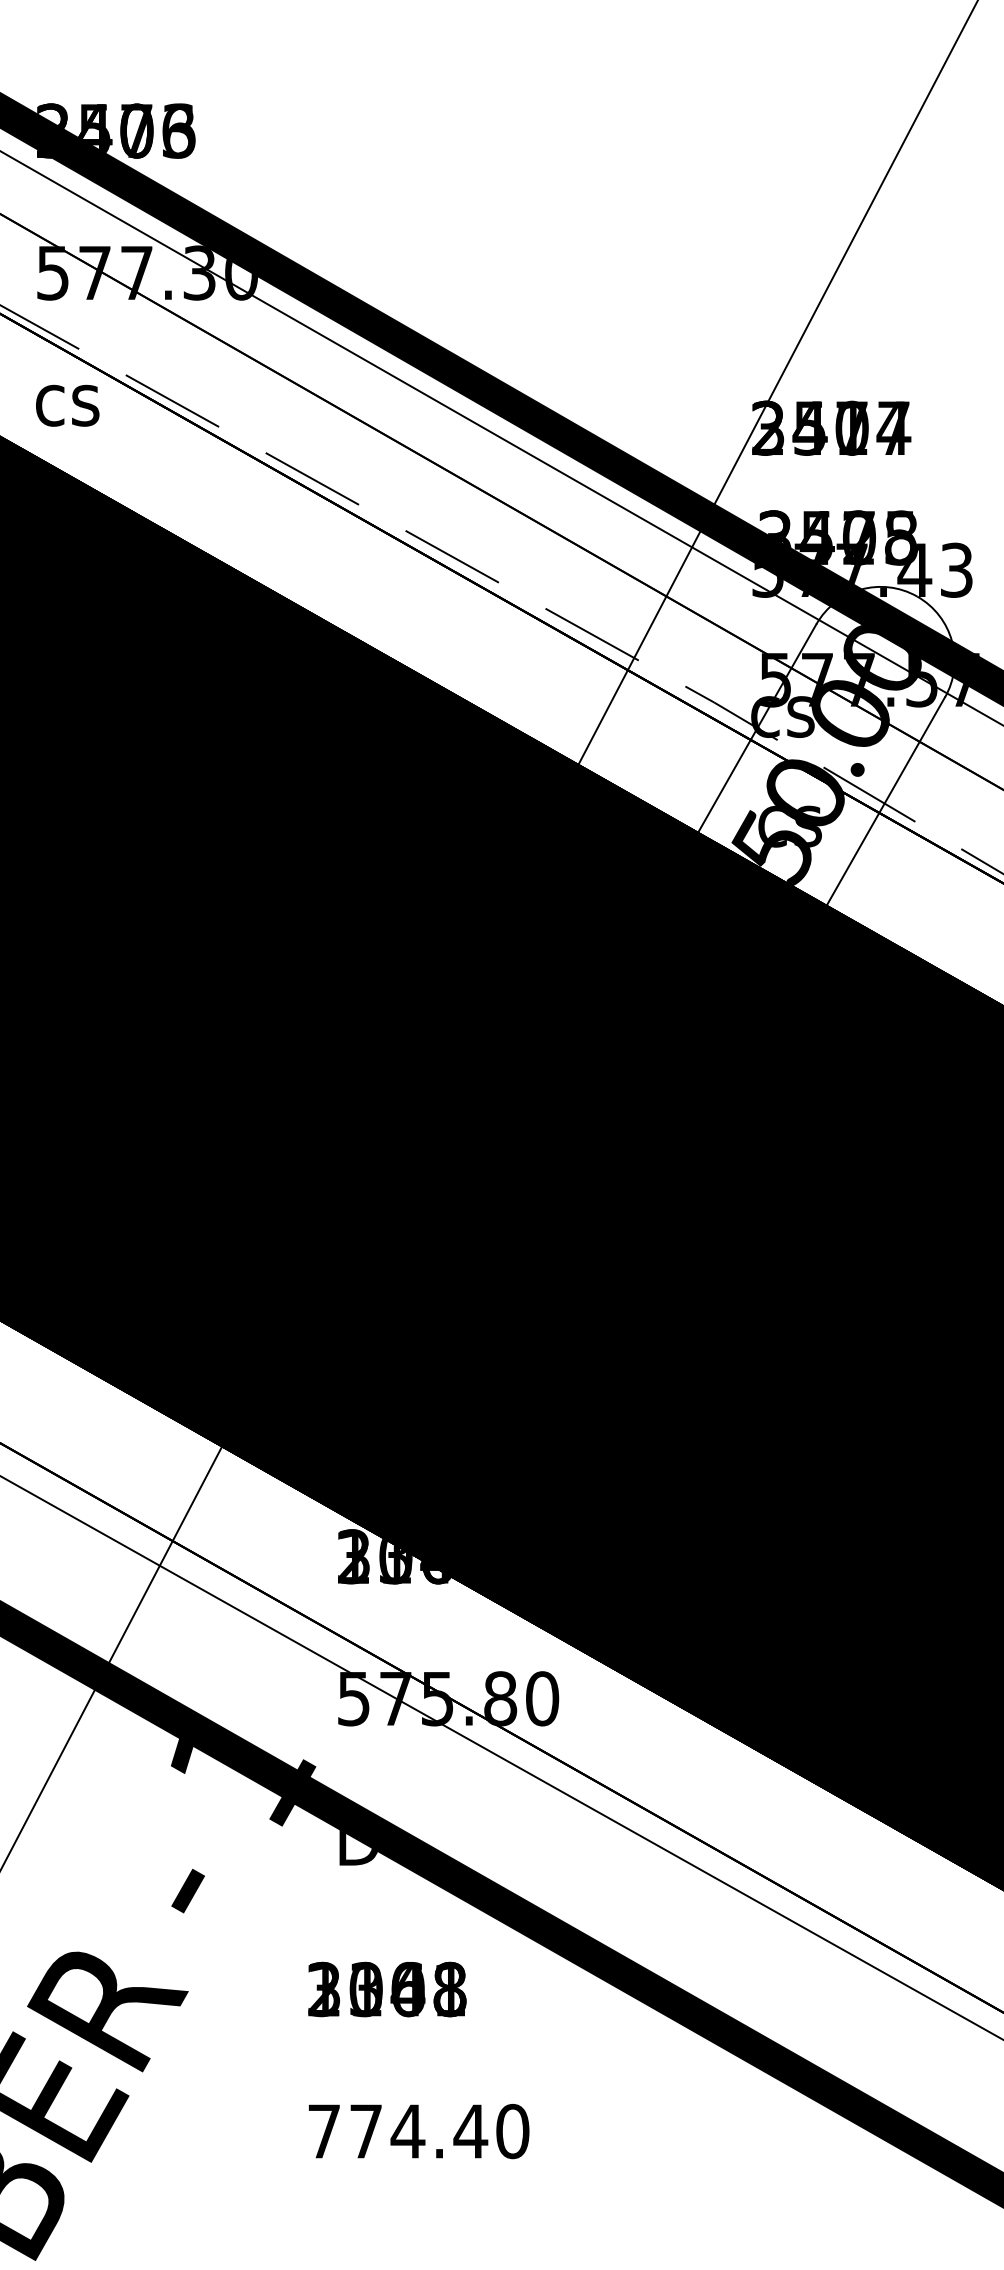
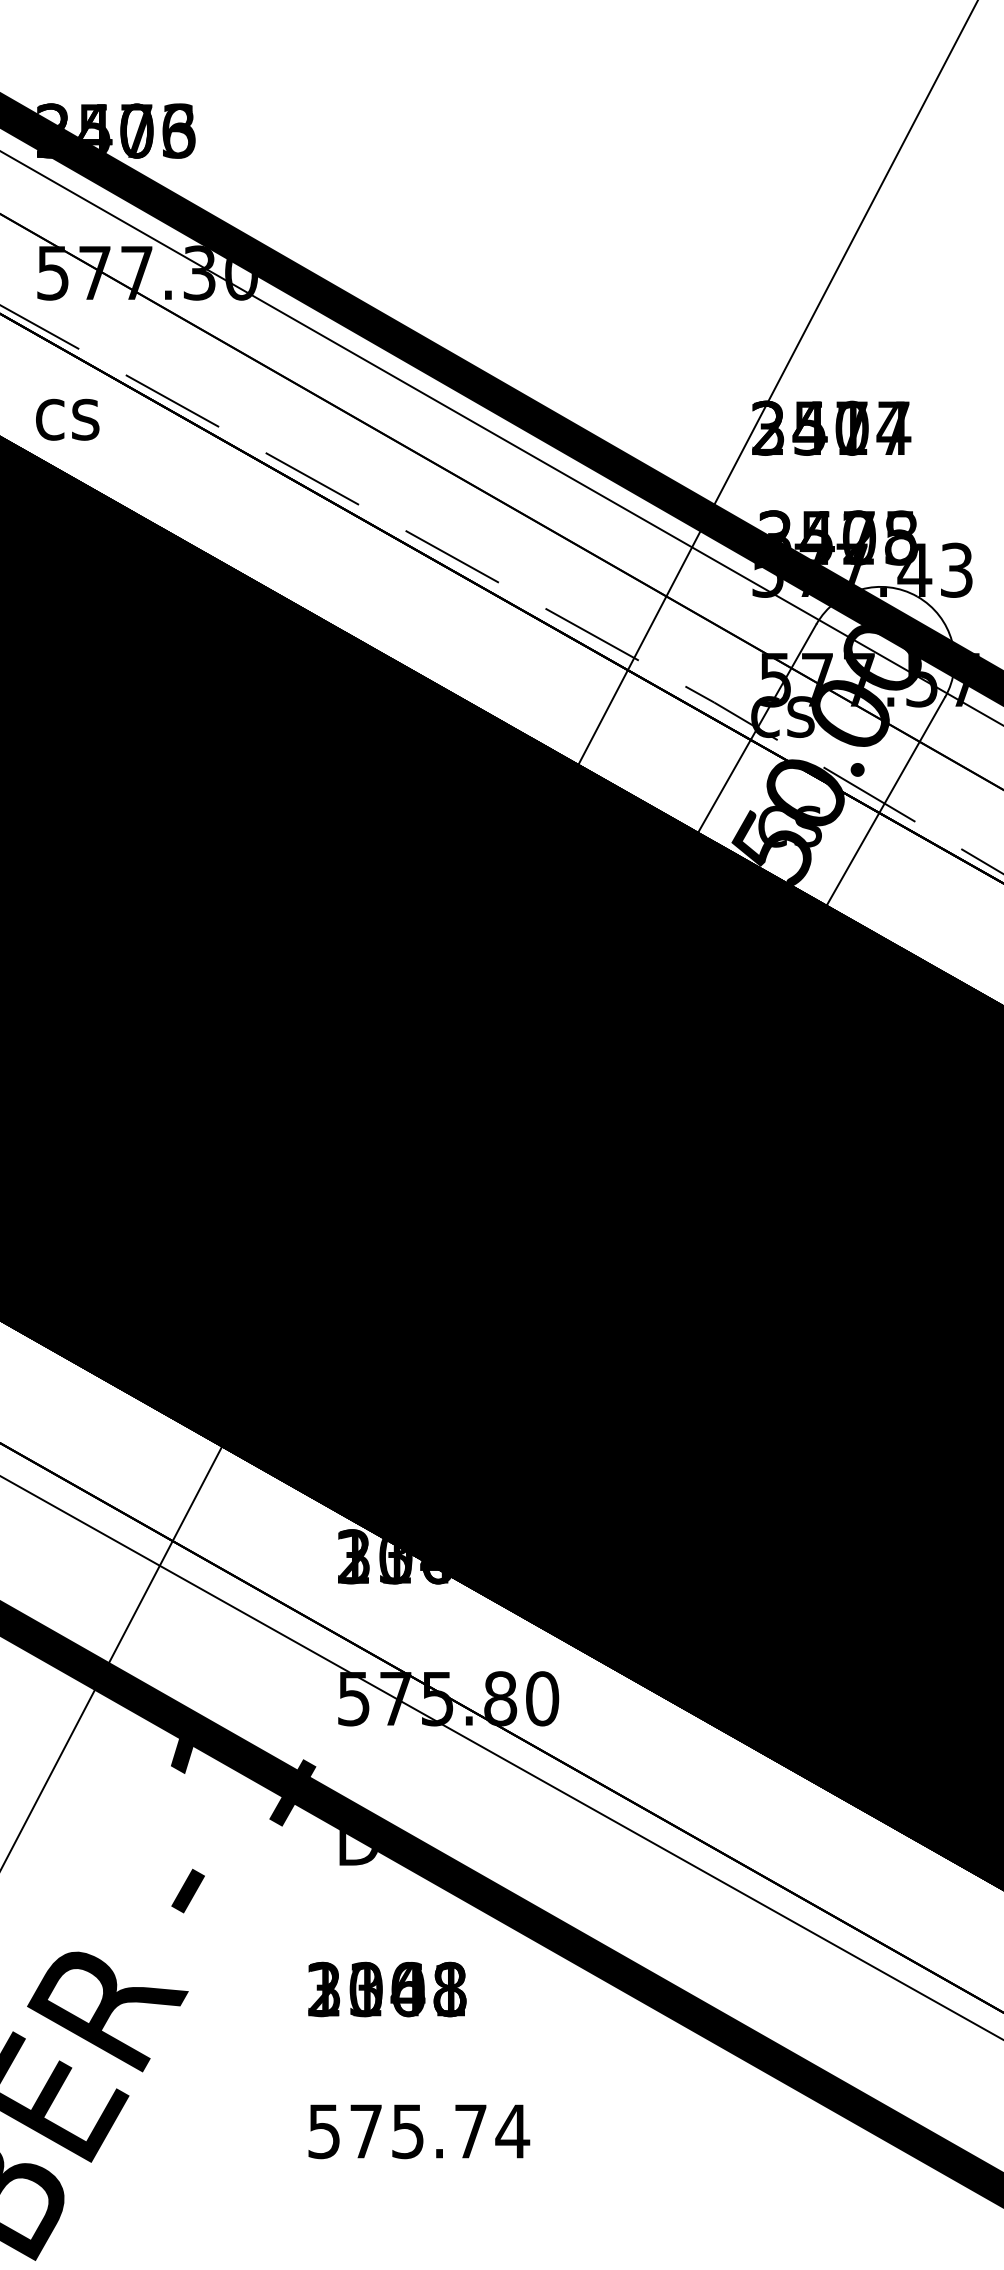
text position: (67, 405) -> (67, 419) (67, 419)
text: 774.40 -> 575.74 (419, 2131)
